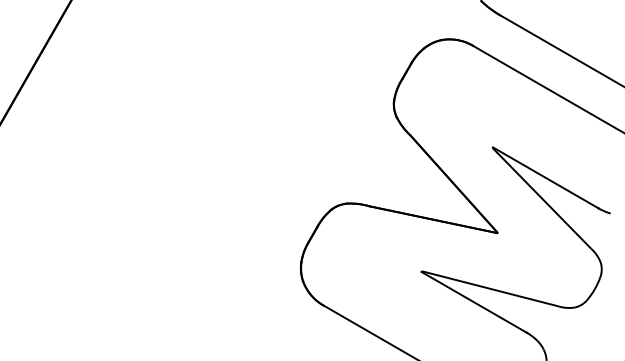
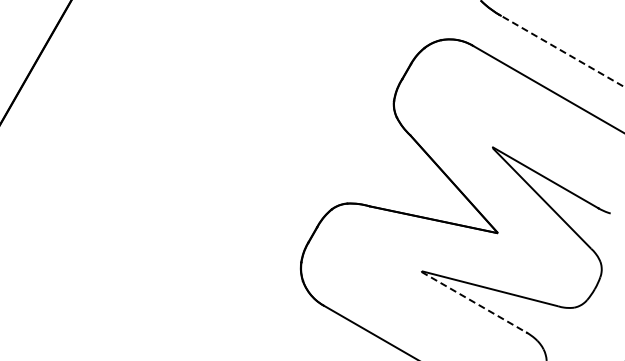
line: solid -> dashed (562, 51)
line: solid -> dashed (474, 302)
